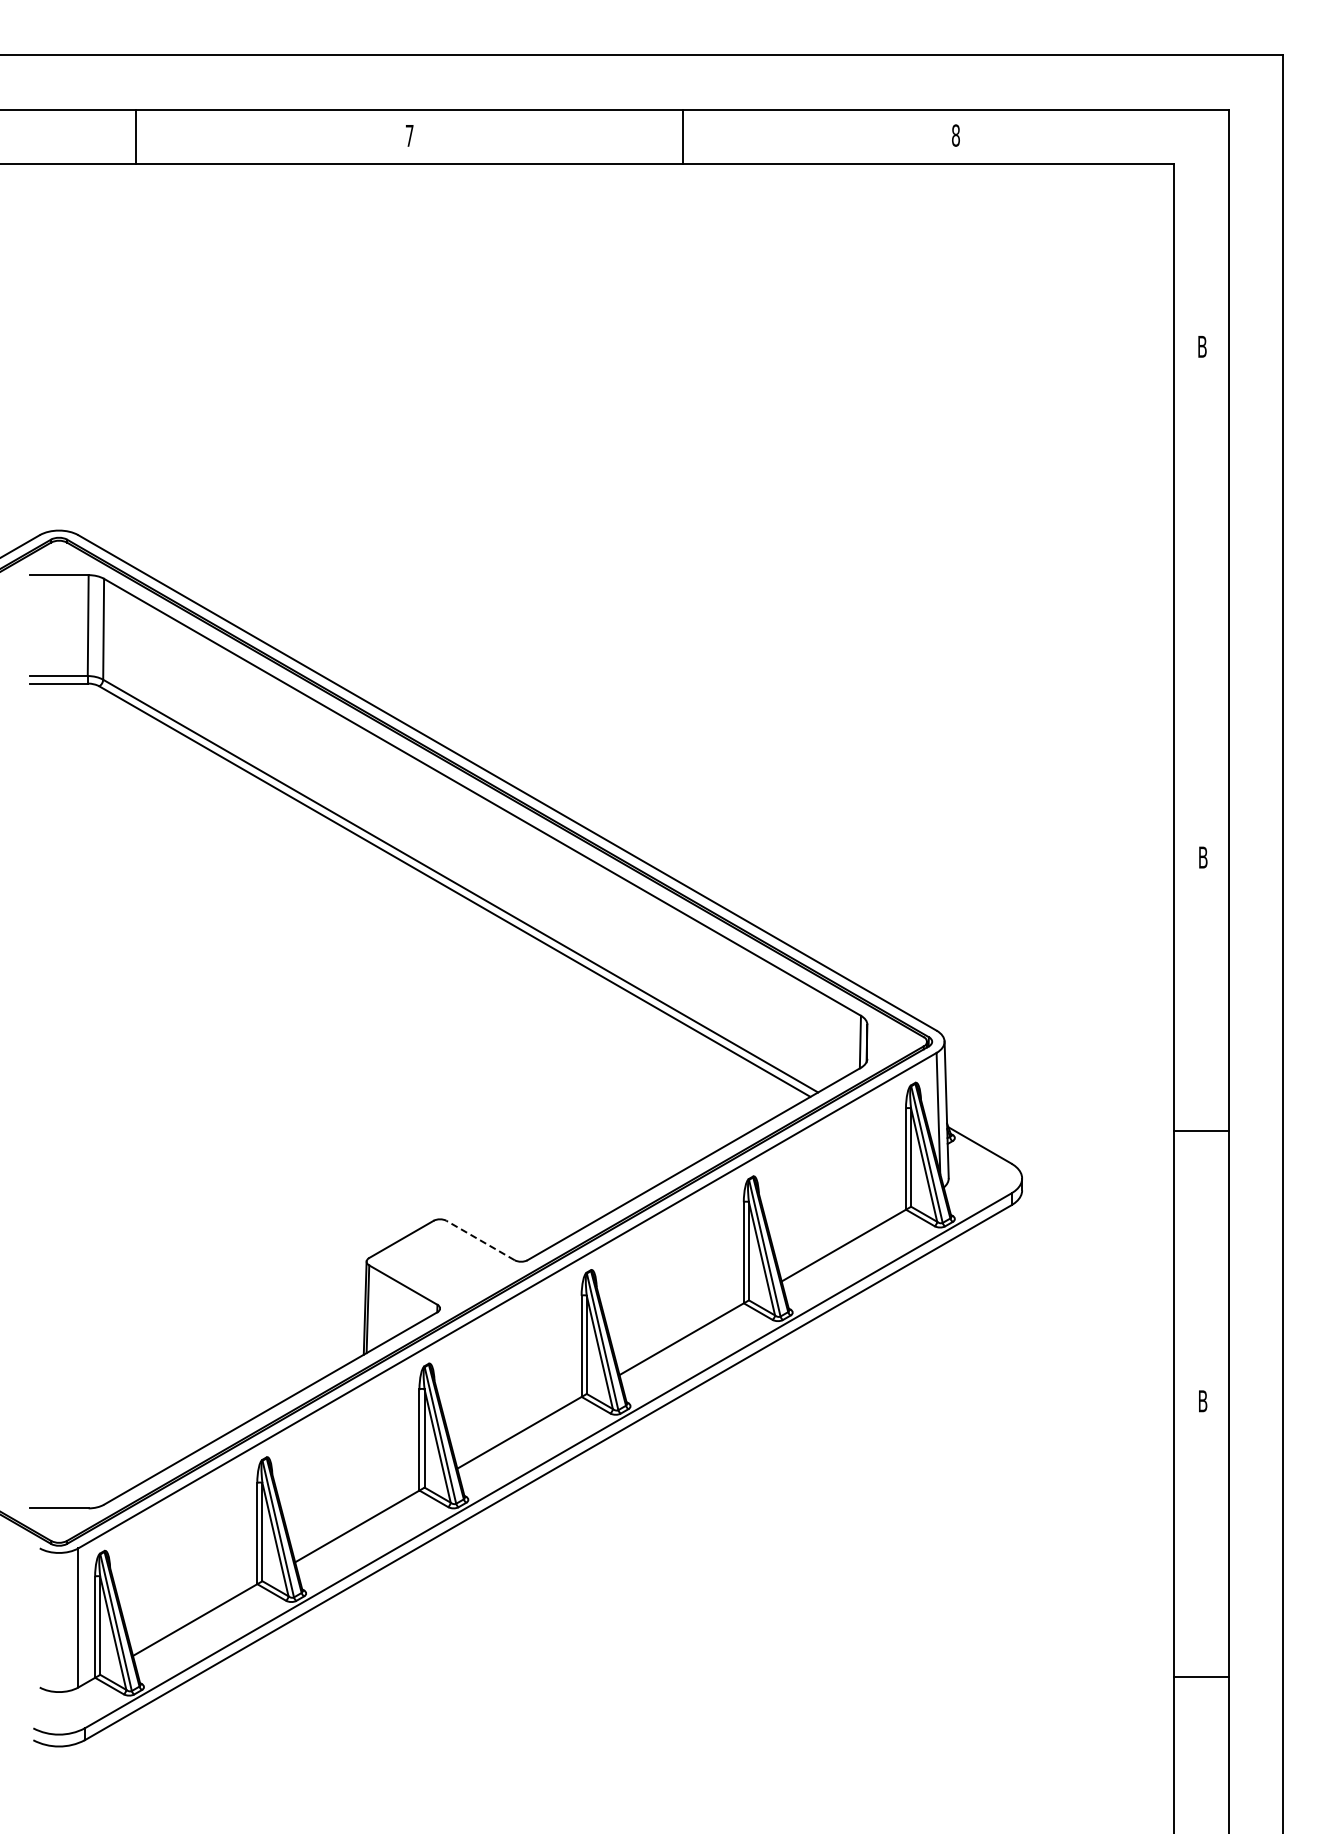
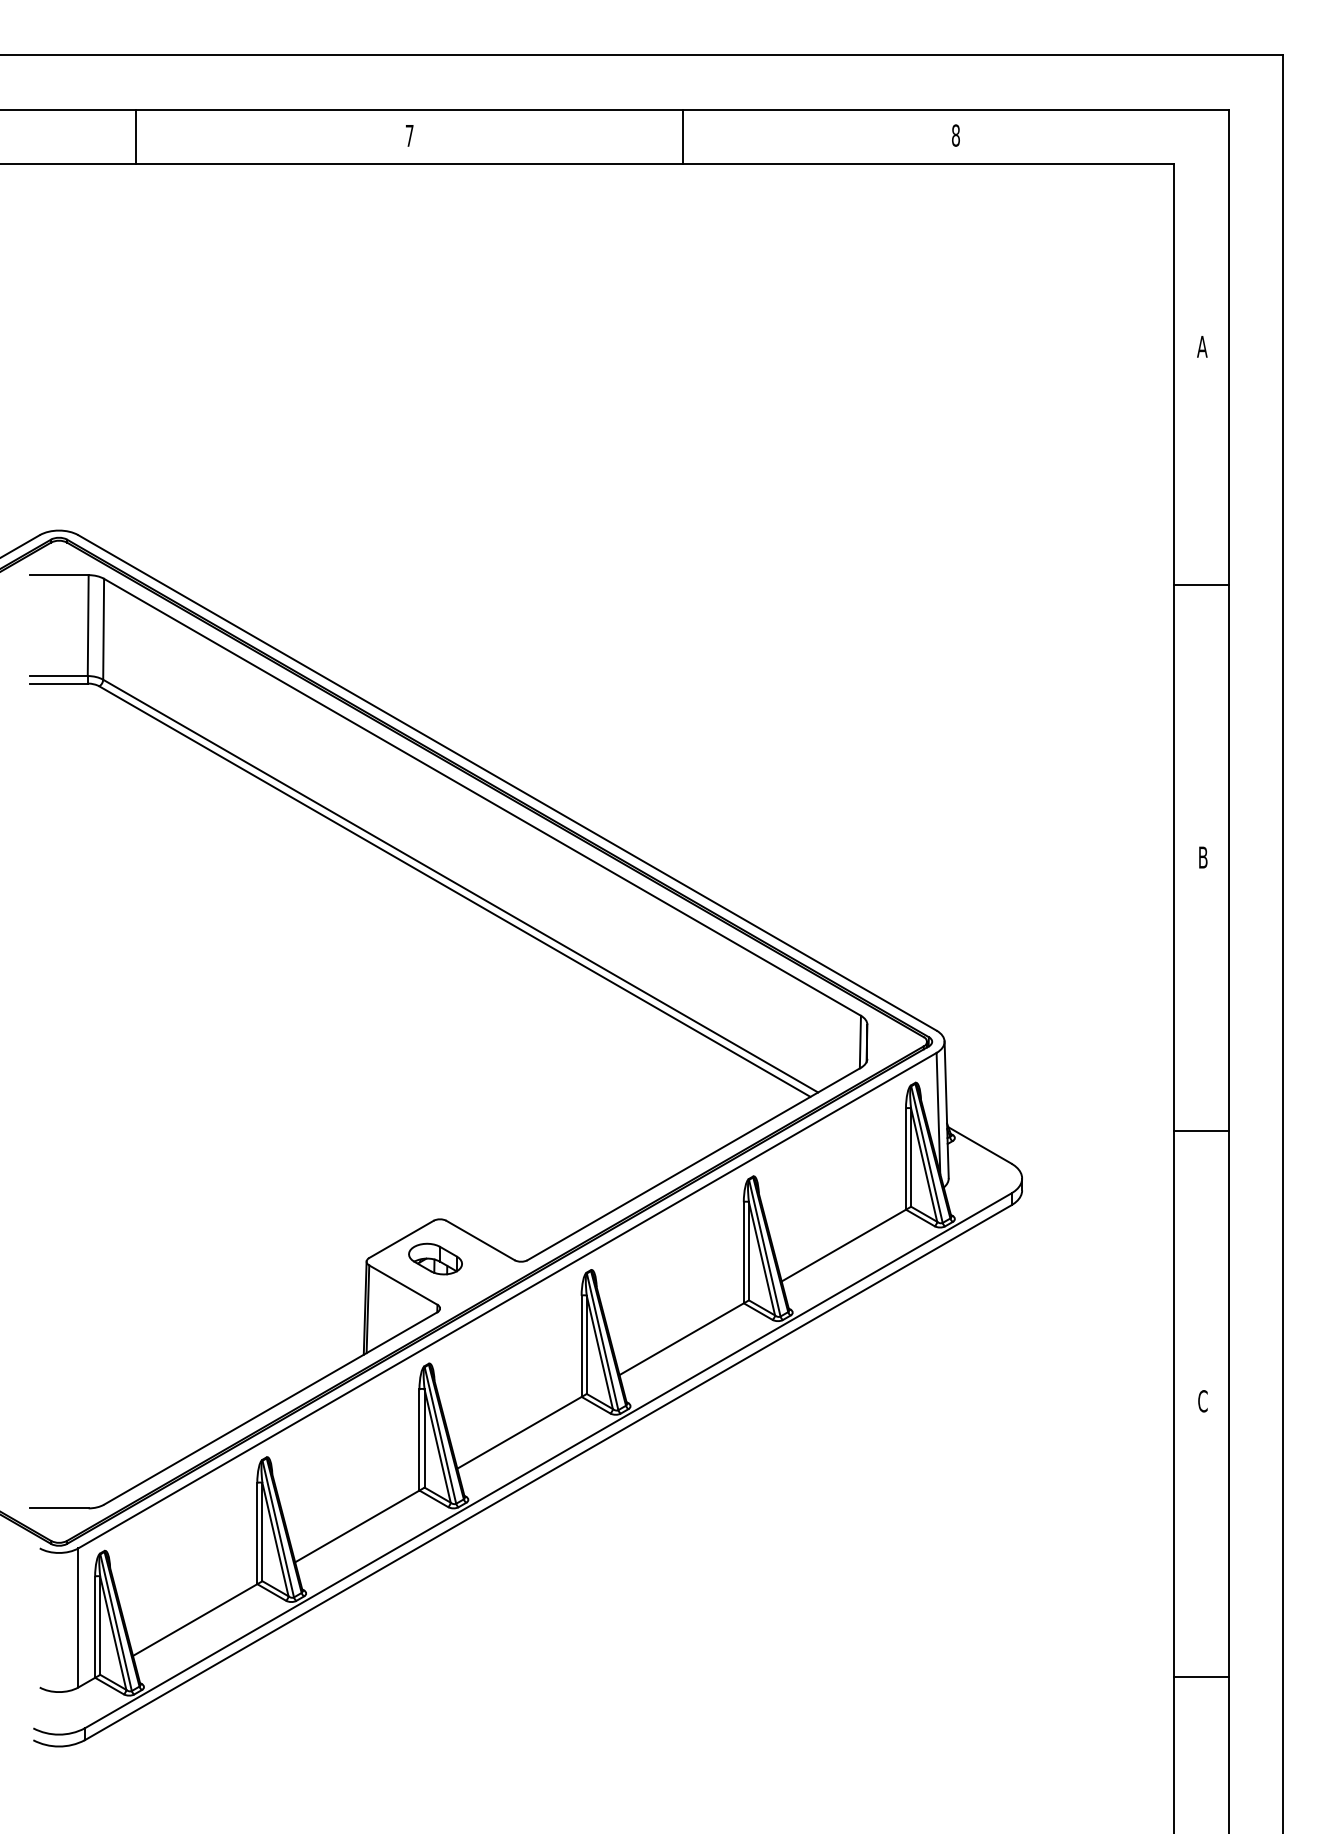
text: B -> A (1202, 346)
line: none -> present (1200, 584)
line: dashed -> solid (480, 1240)
part: none -> present (435, 1258)
text: B -> C (1202, 1401)
